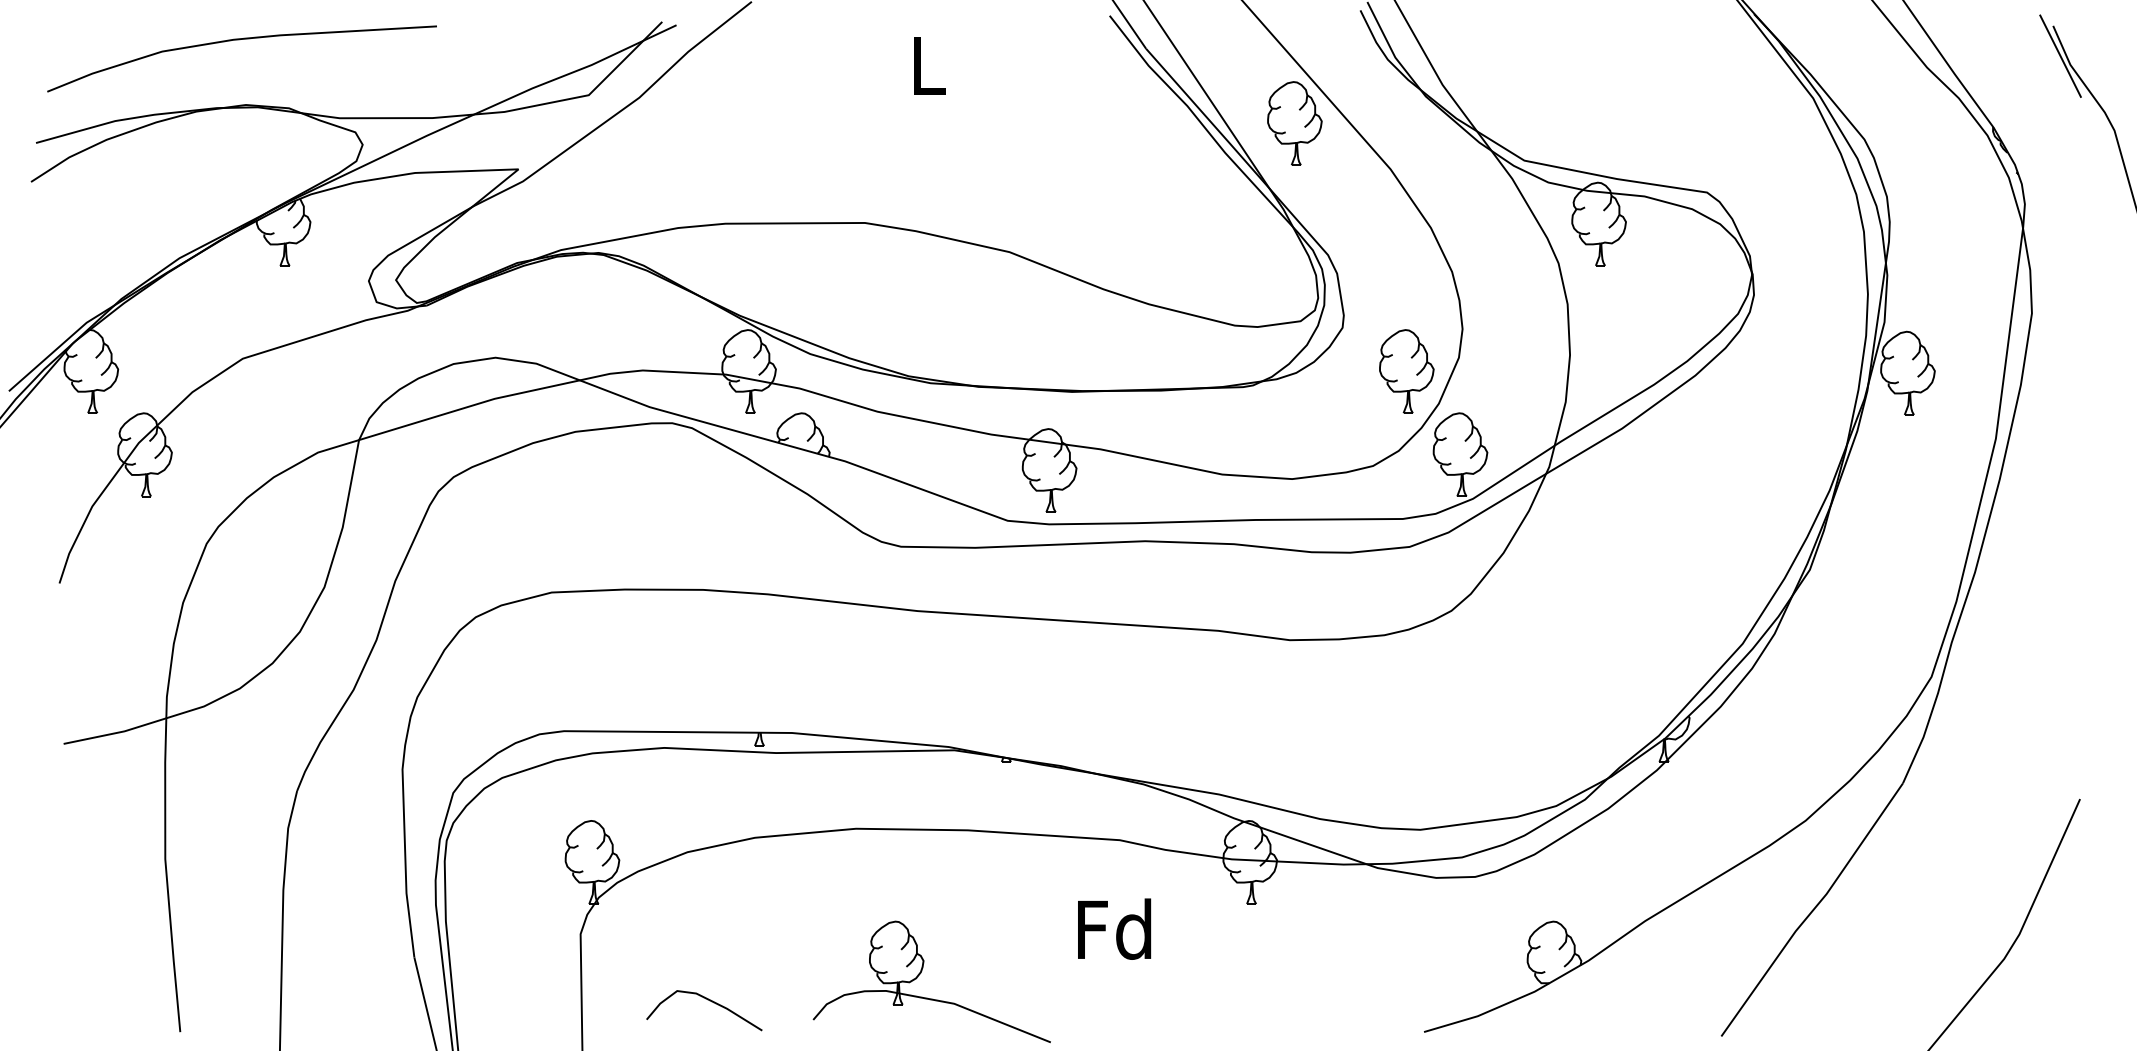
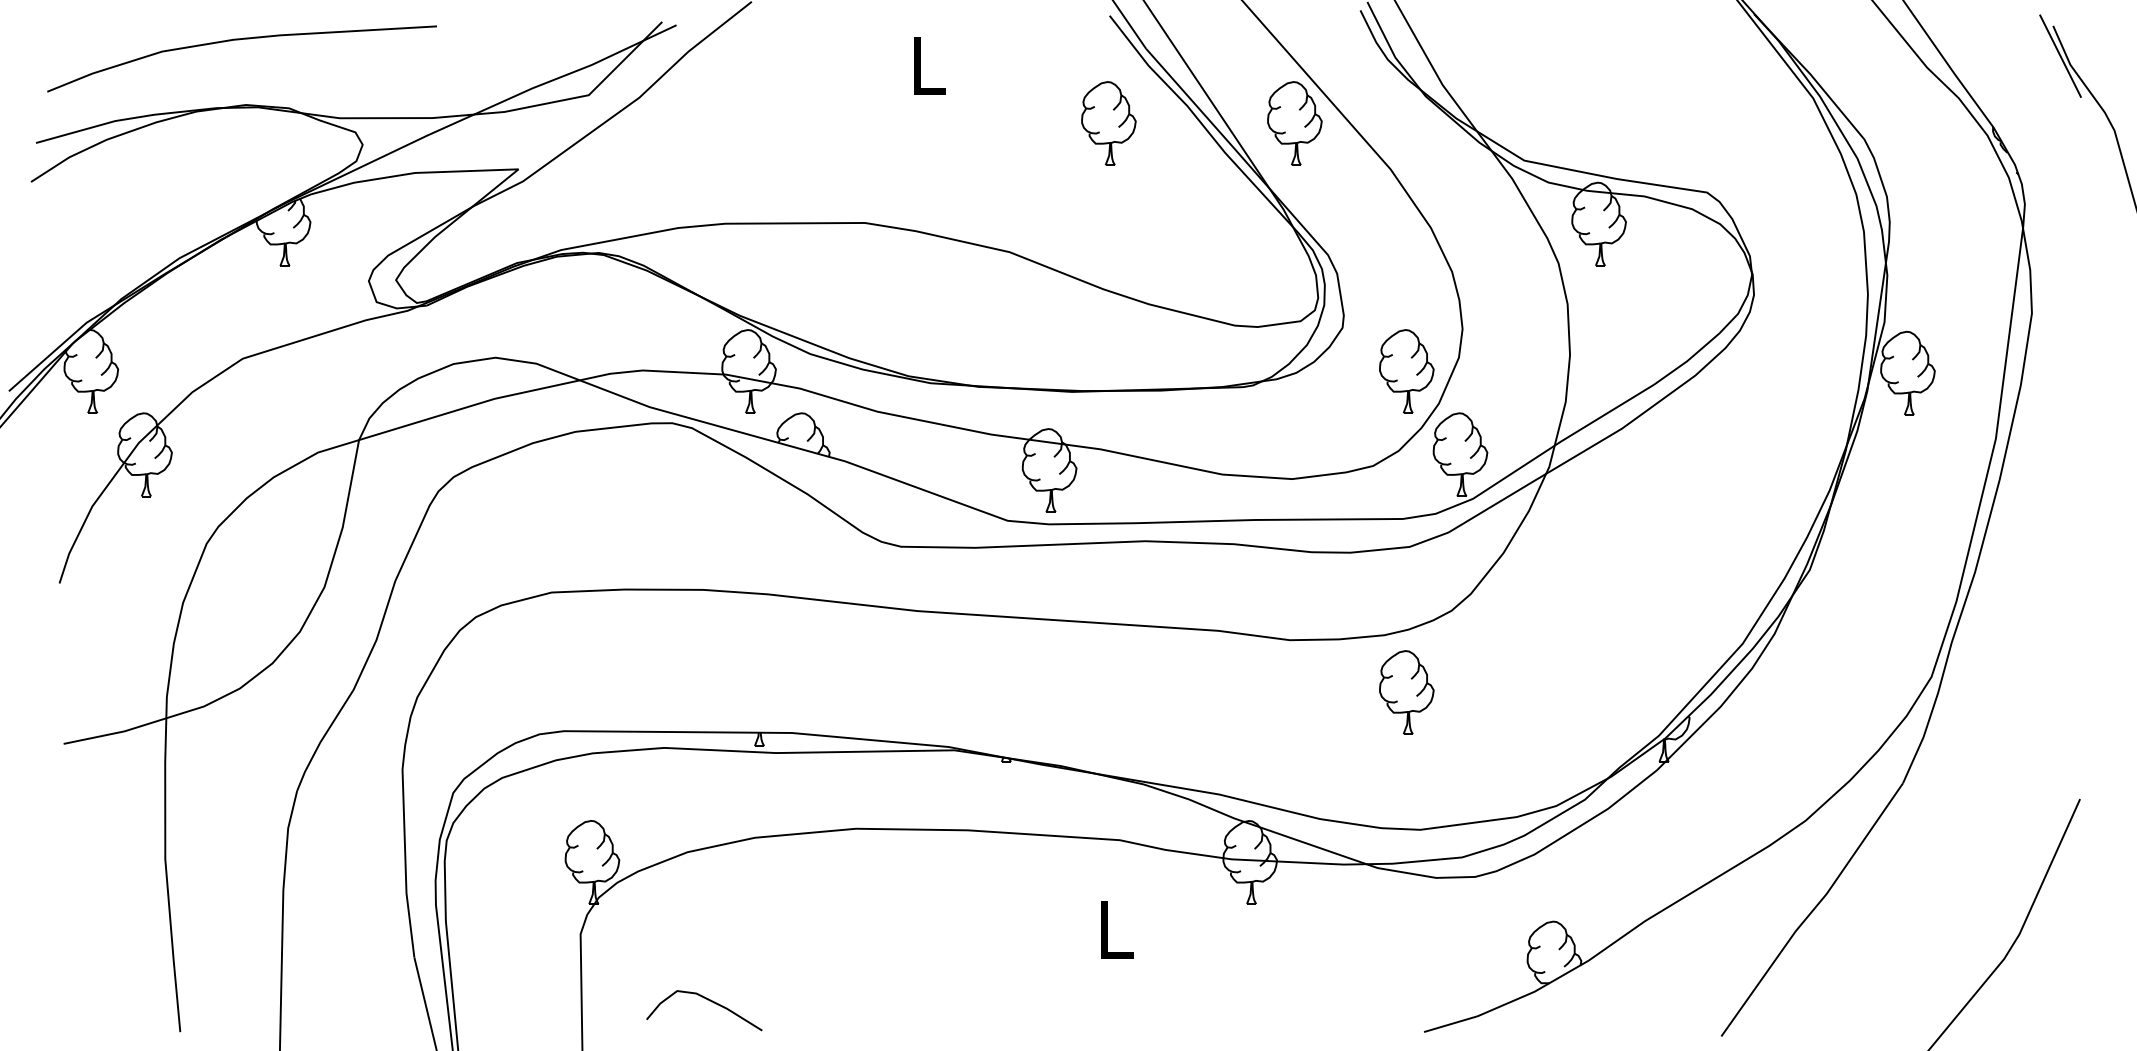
part: none -> present (1108, 123)
part: none -> present (1406, 692)
text: Fd -> L (1114, 928)
part: present -> none (921, 973)
